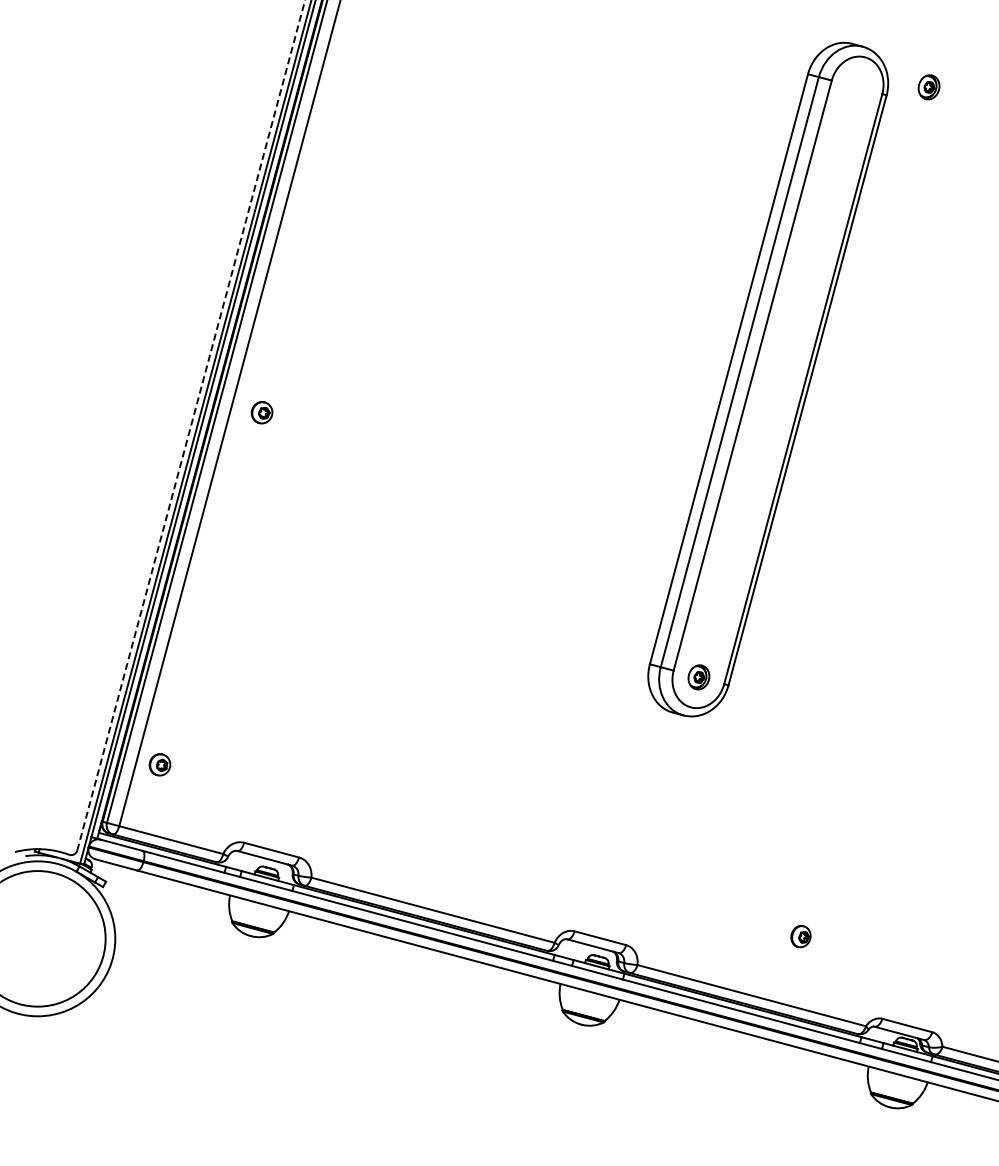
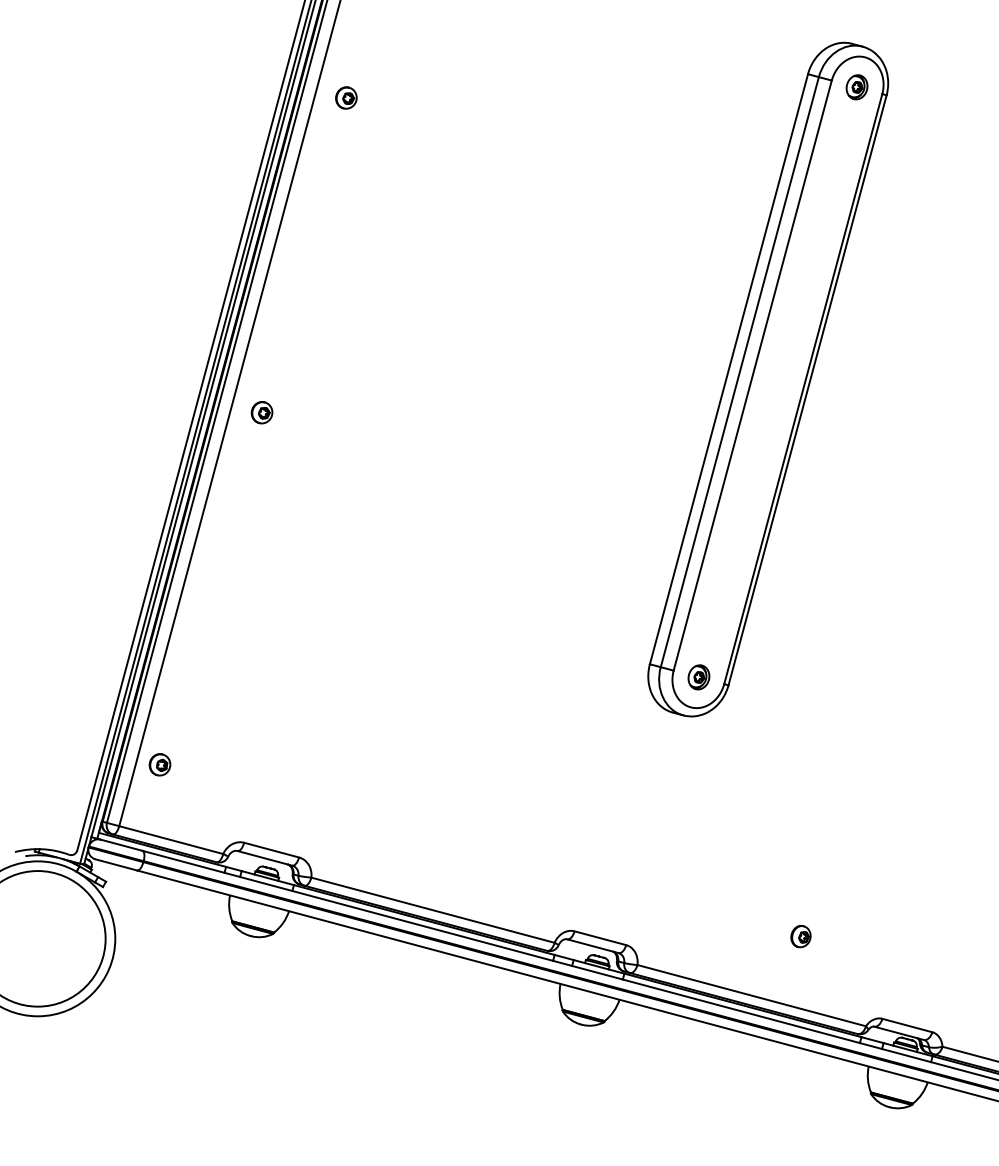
part position: (928, 87) -> (856, 87) (856, 87)
part: none -> present (346, 97)
line: dashed -> solid (191, 425)
